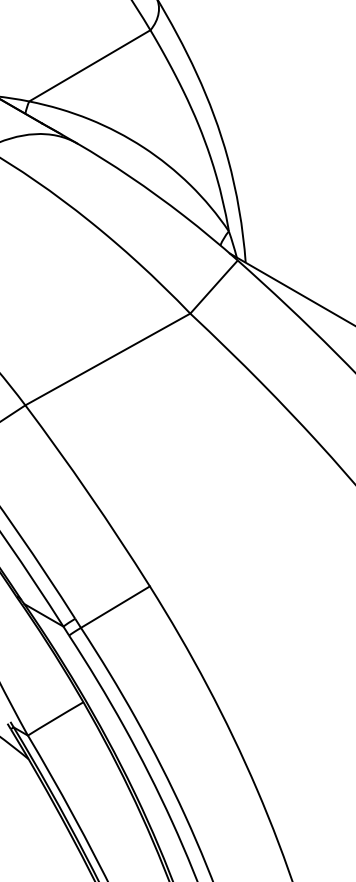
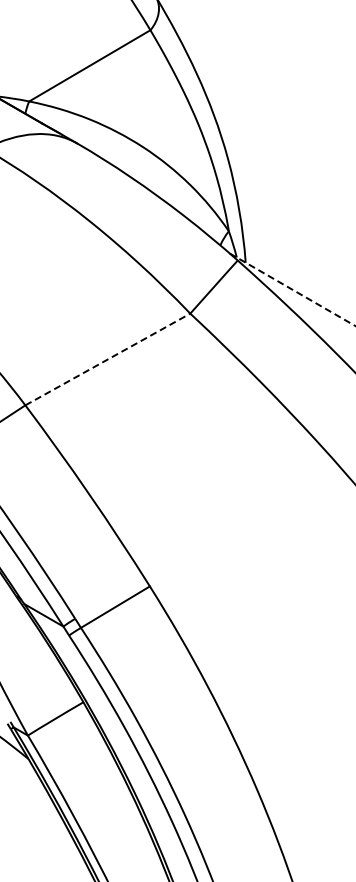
line: solid -> dashed (293, 290)
line: solid -> dashed (108, 359)
